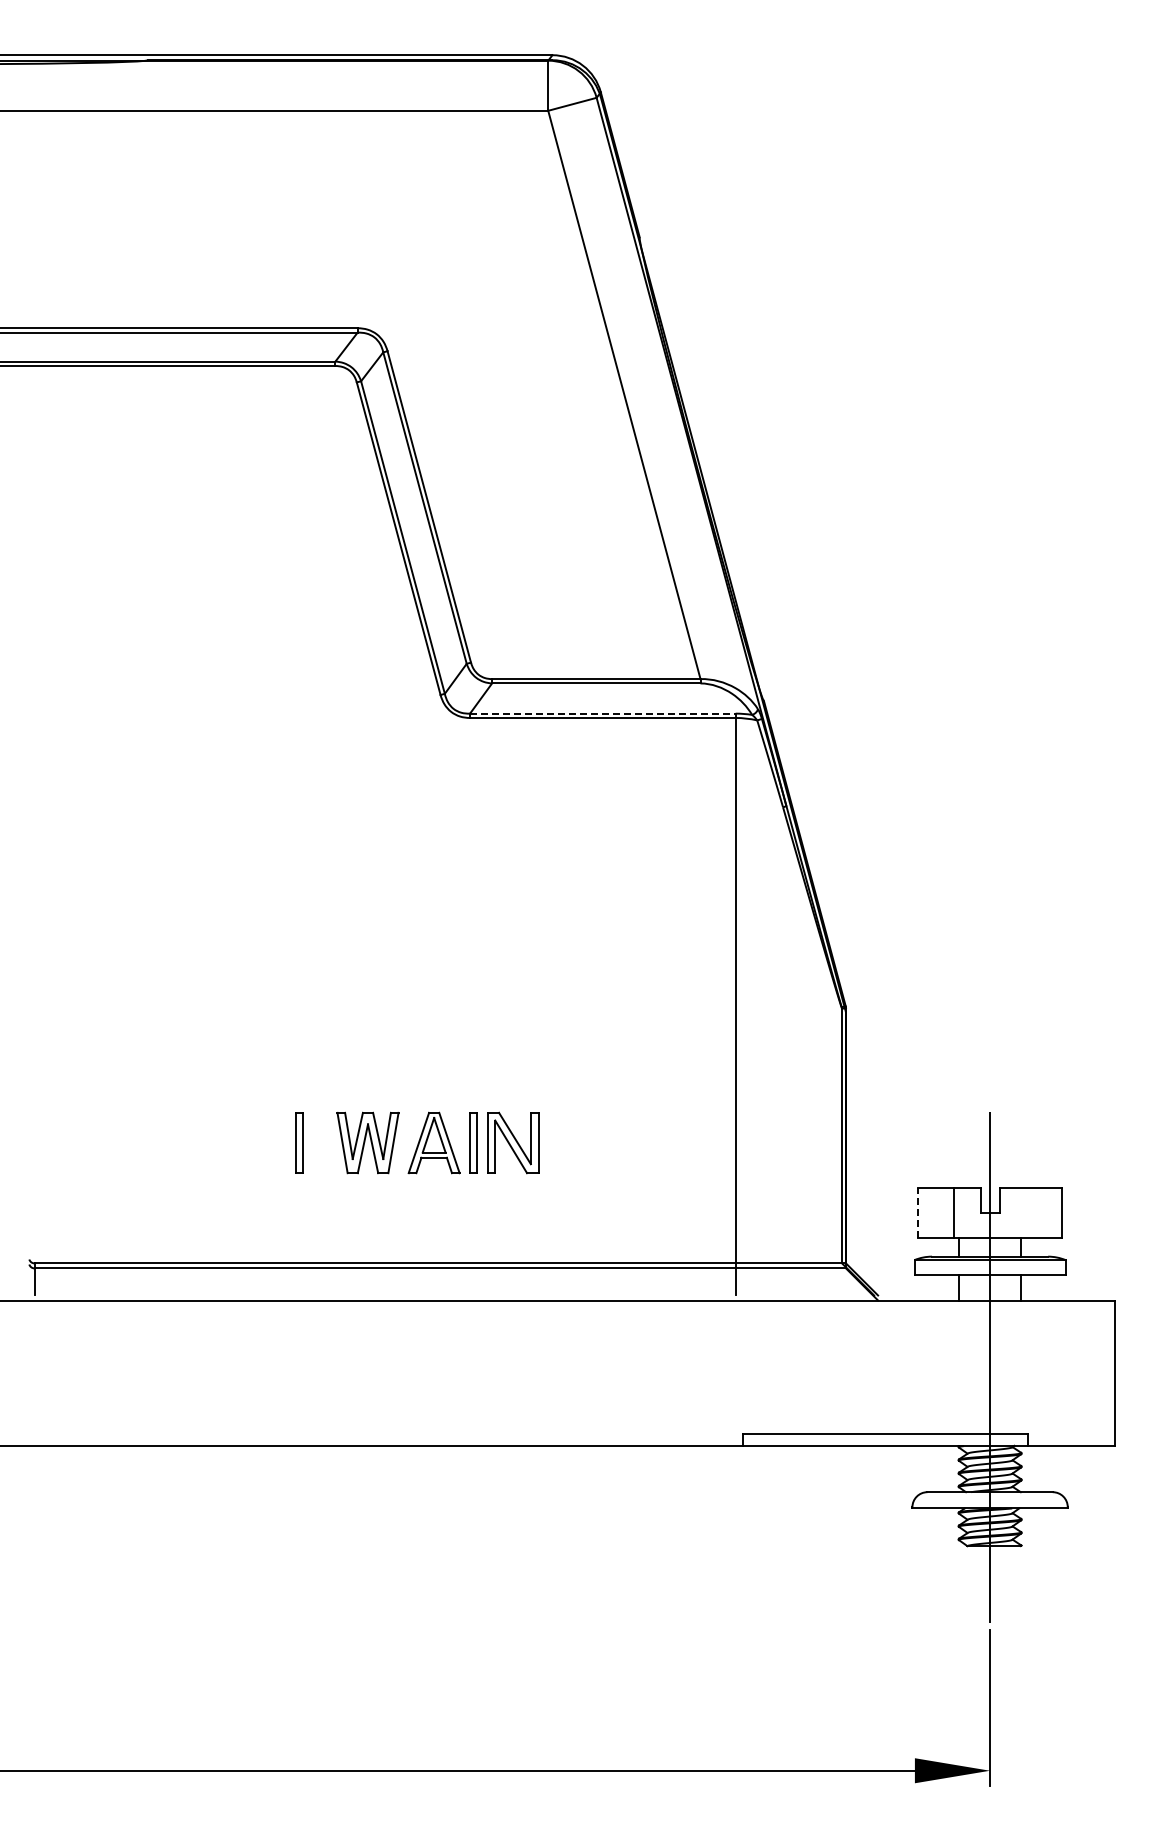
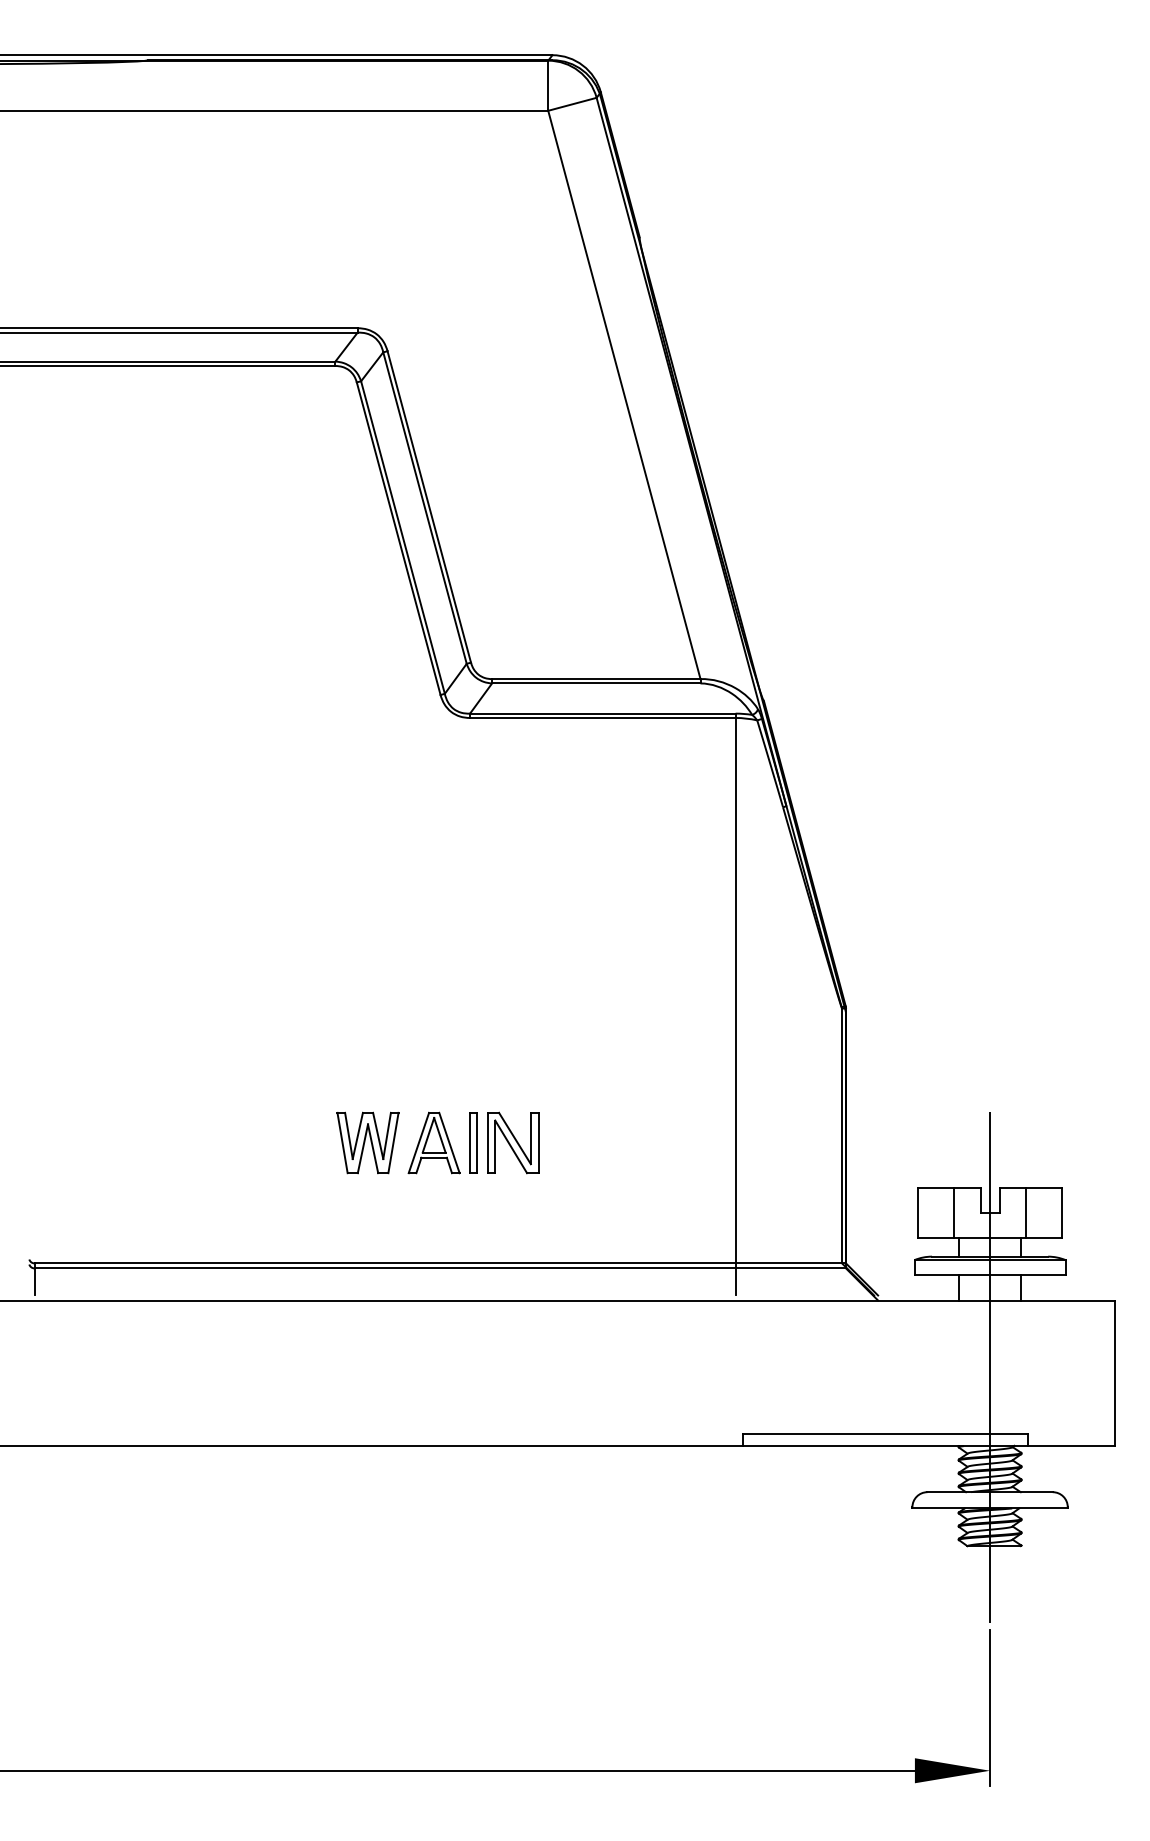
line: dashed -> solid (602, 713)
part: present -> none (299, 1142)
line: dashed -> solid (917, 1212)
line: none -> present (1026, 1212)
